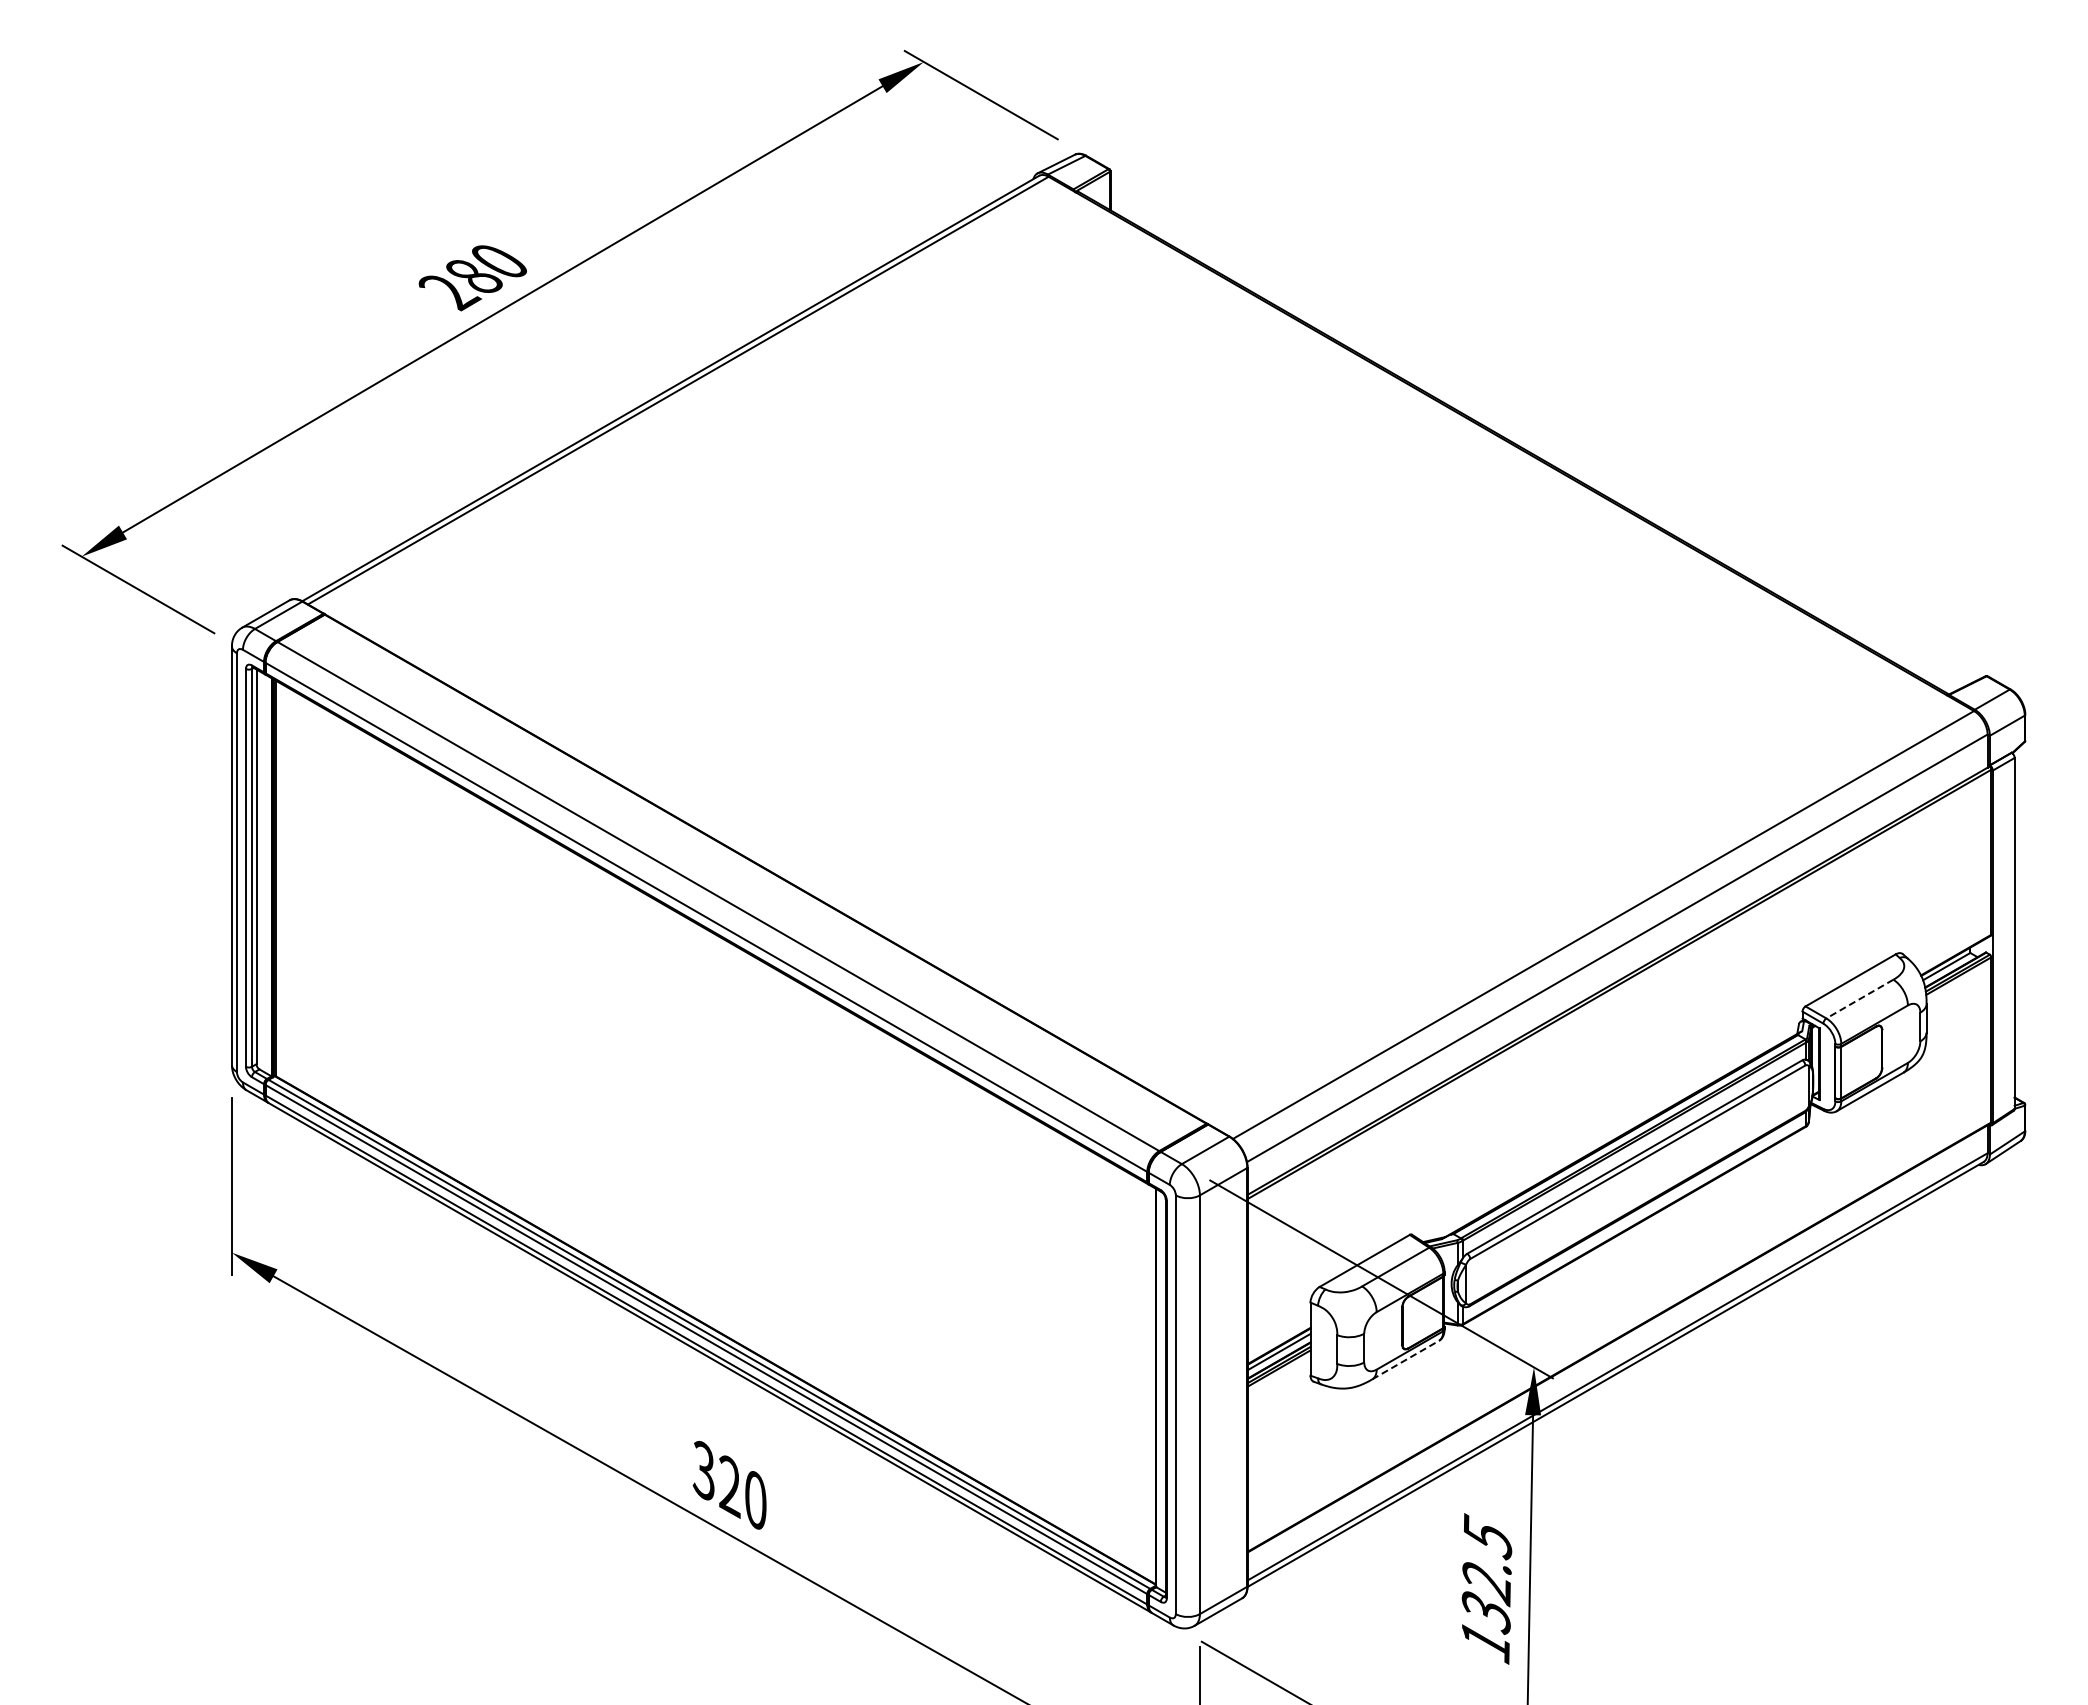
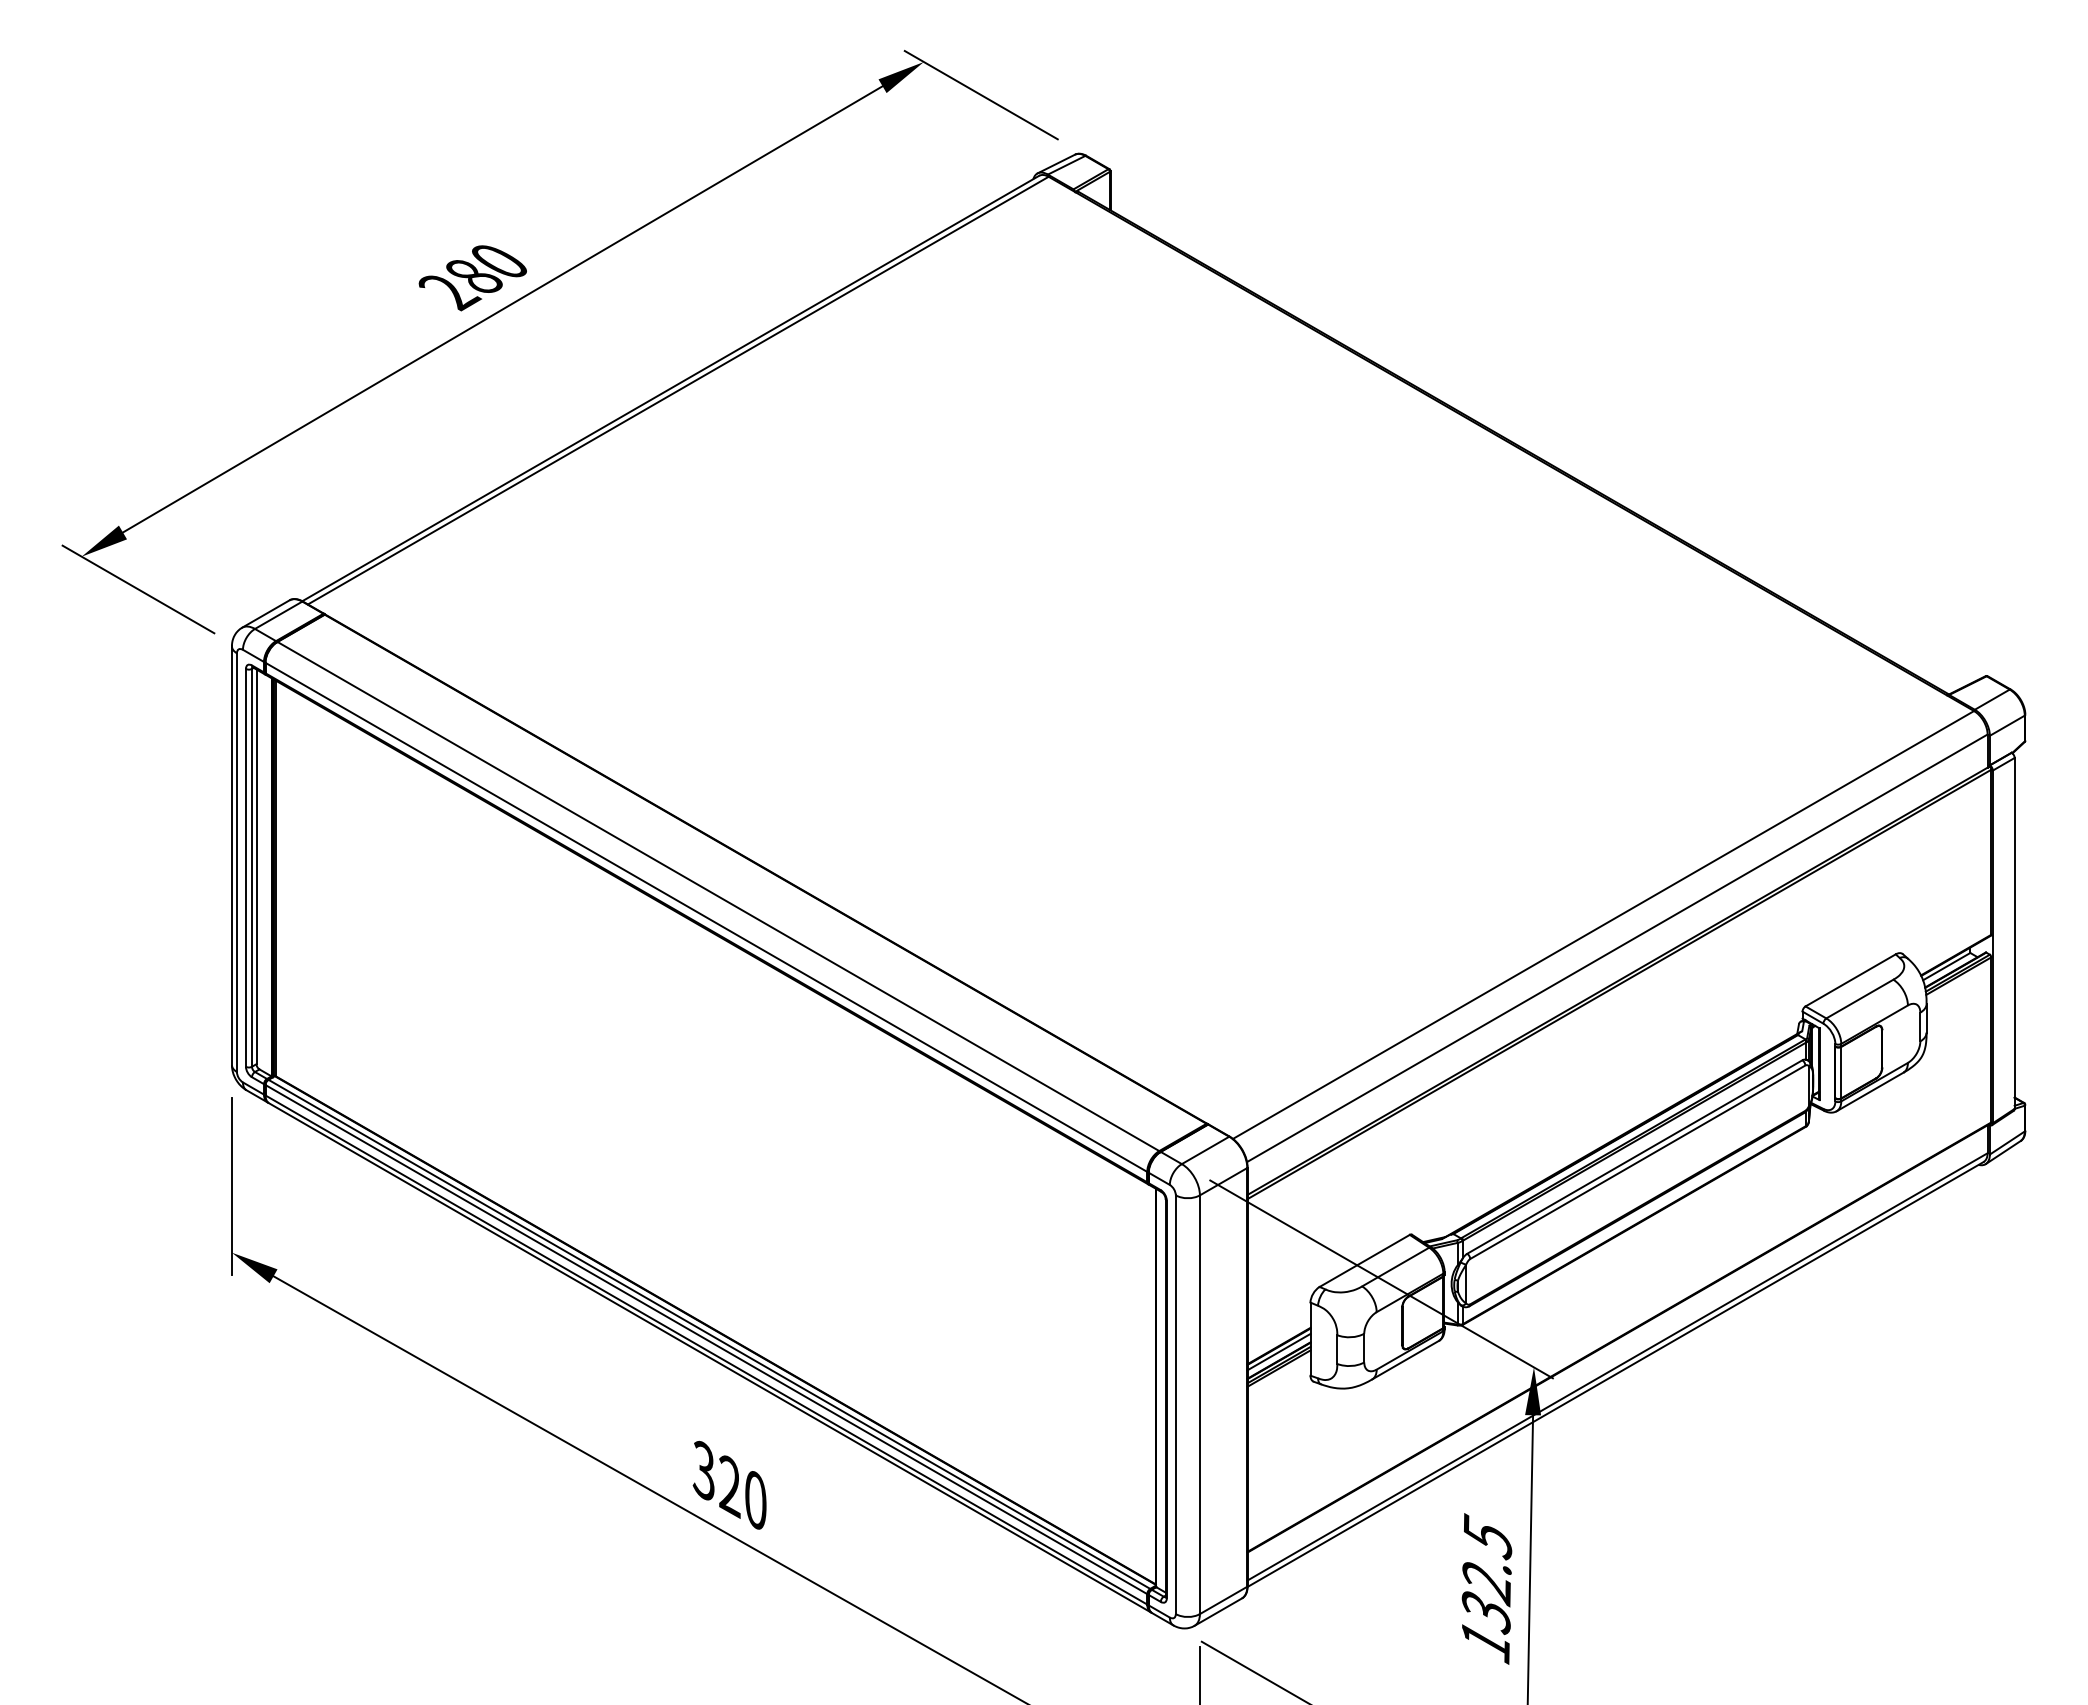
line: dashed -> solid (1859, 999)
line: dashed -> solid (1405, 1360)
